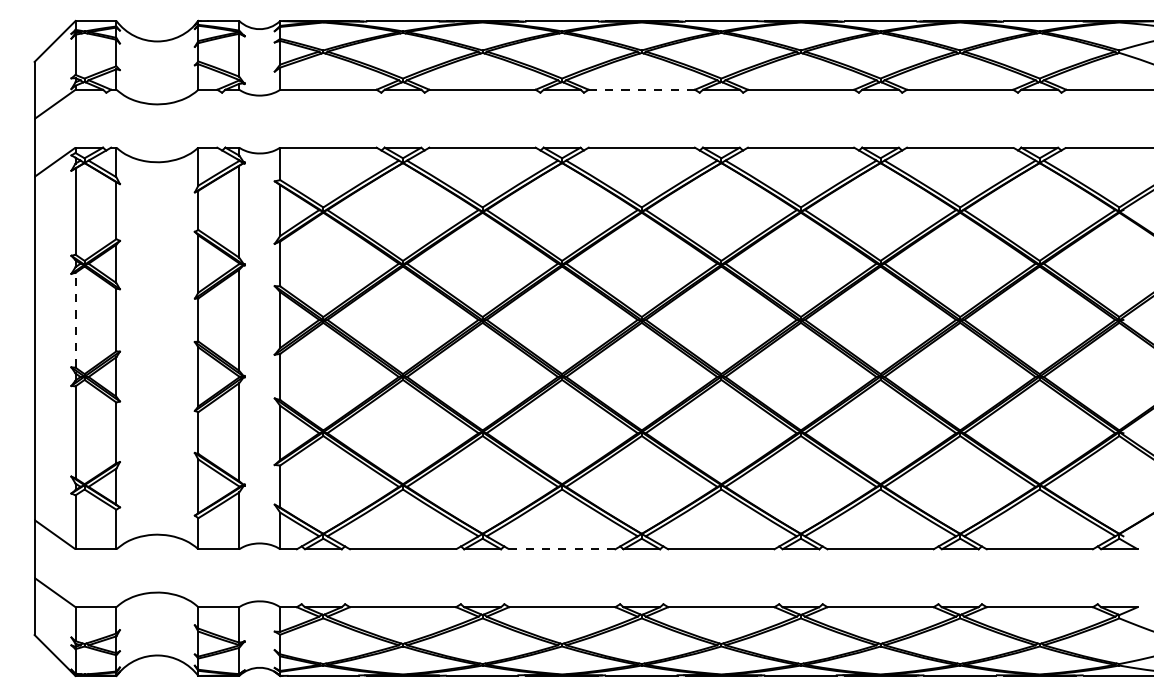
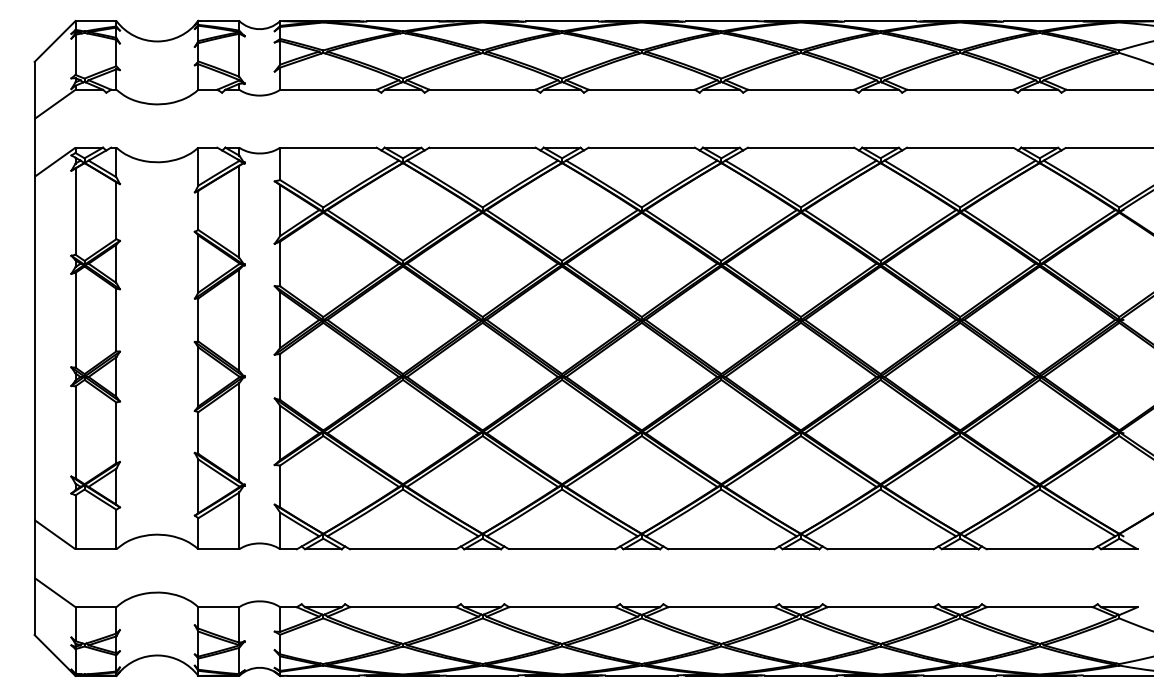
line: dashed -> solid (642, 89)
line: dashed -> solid (75, 319)
line: dashed -> solid (562, 549)
